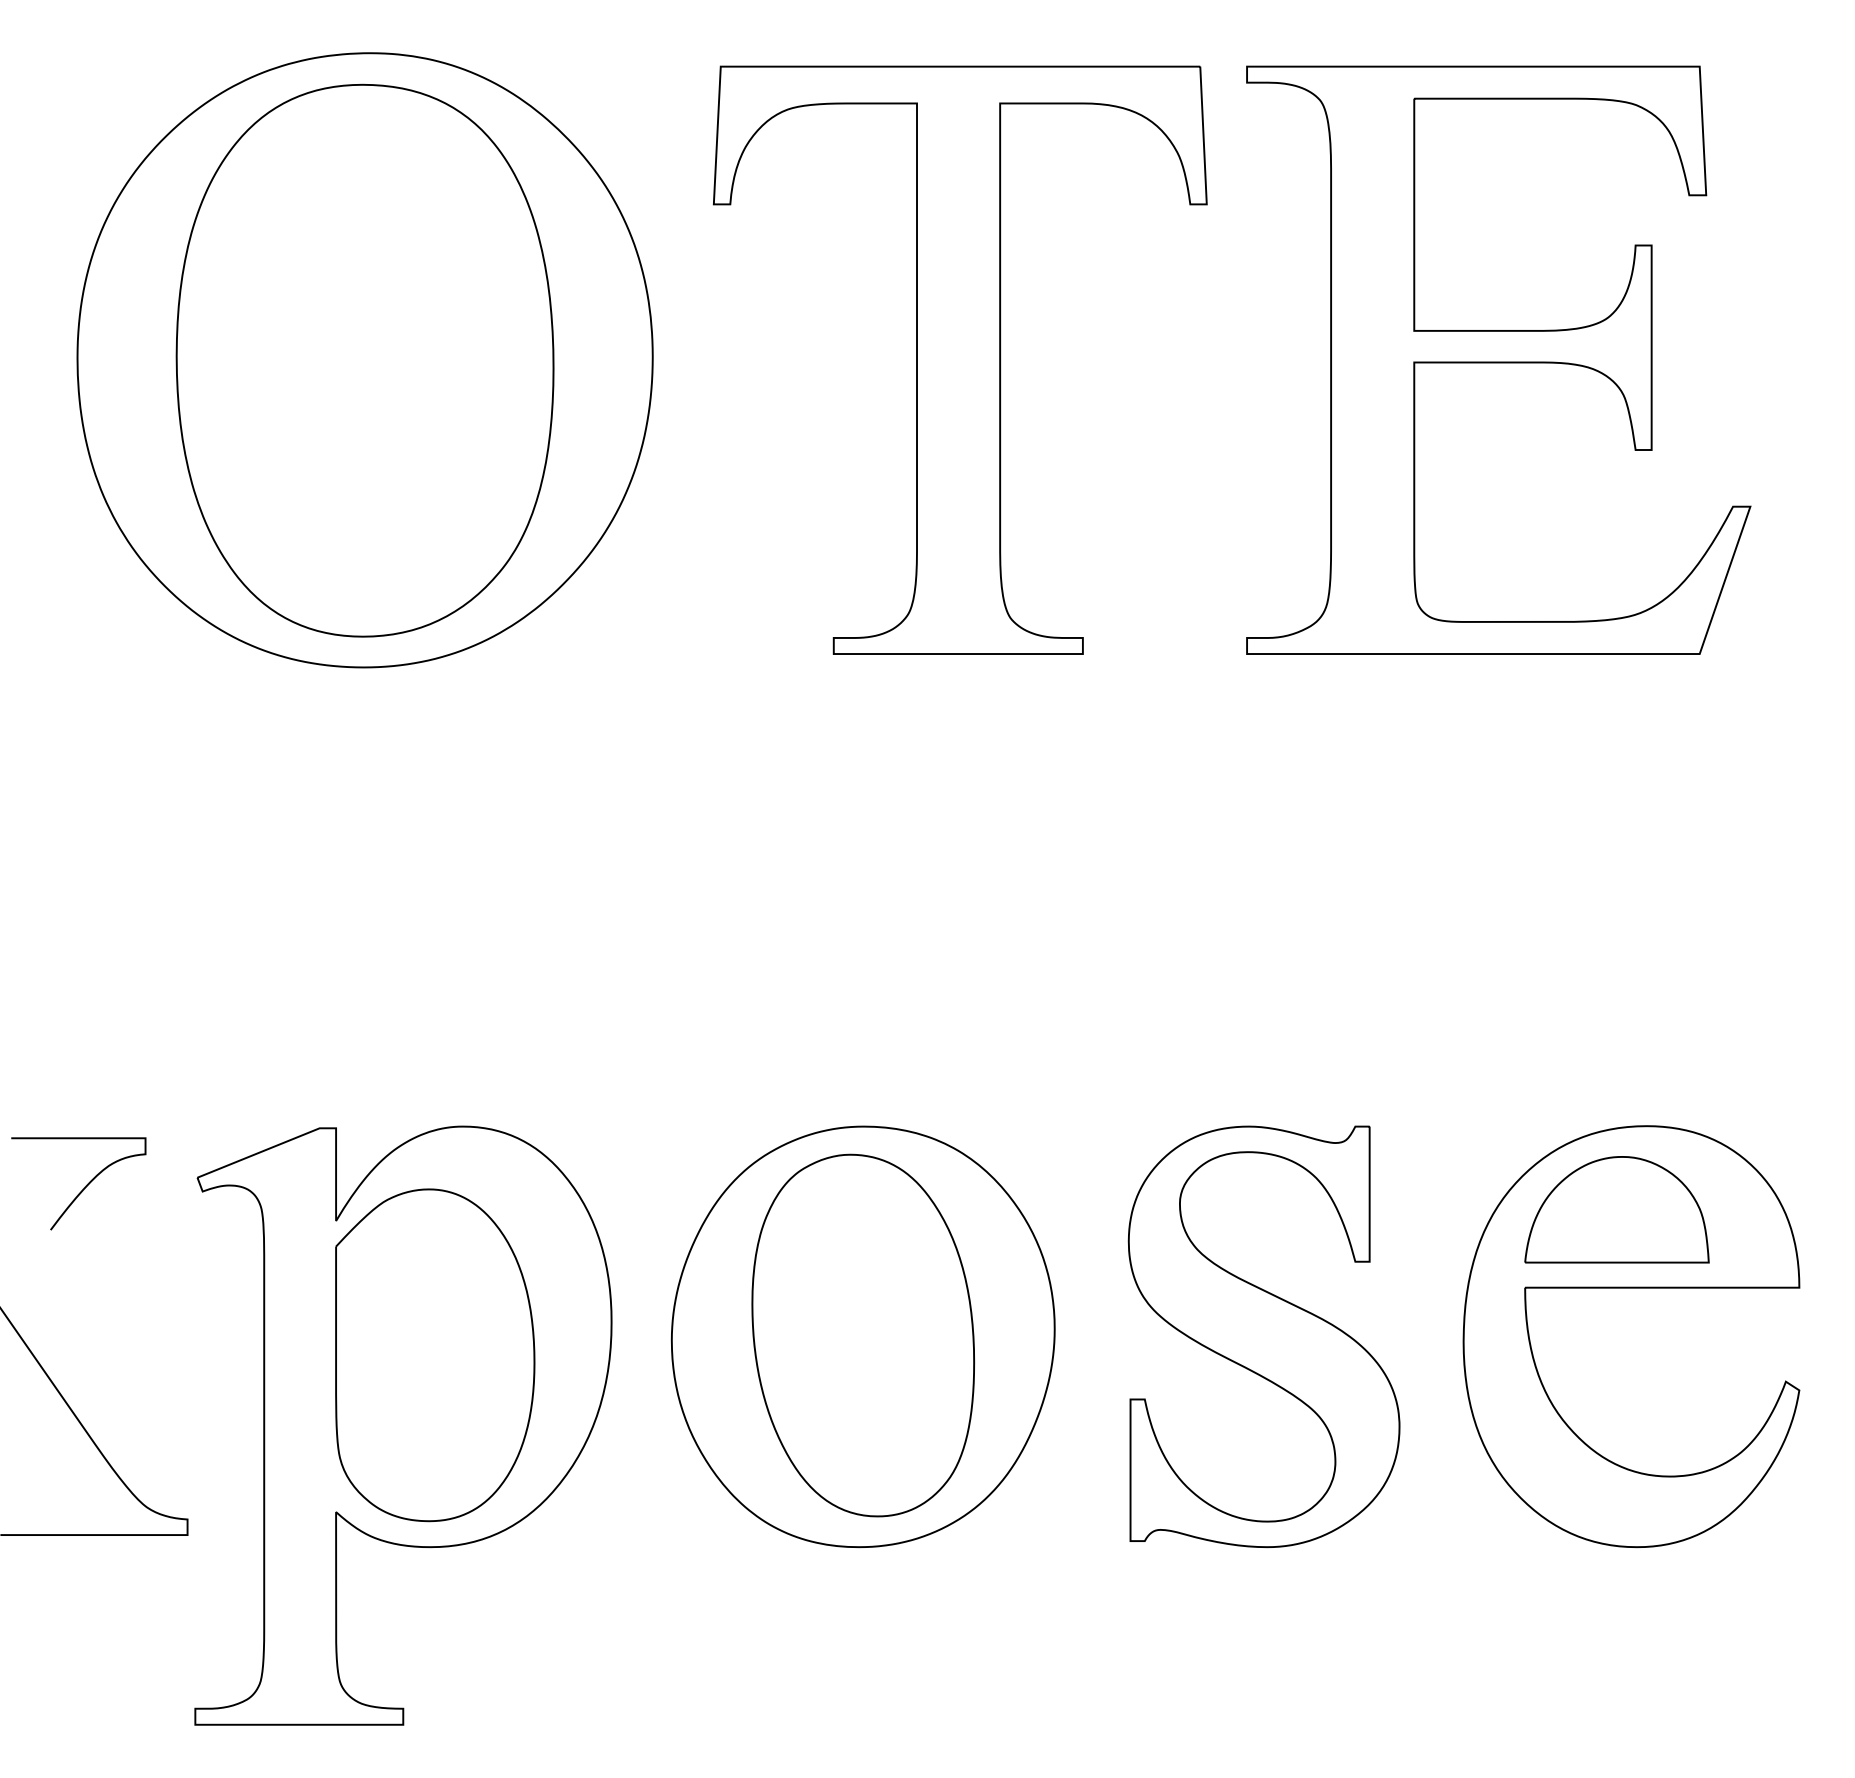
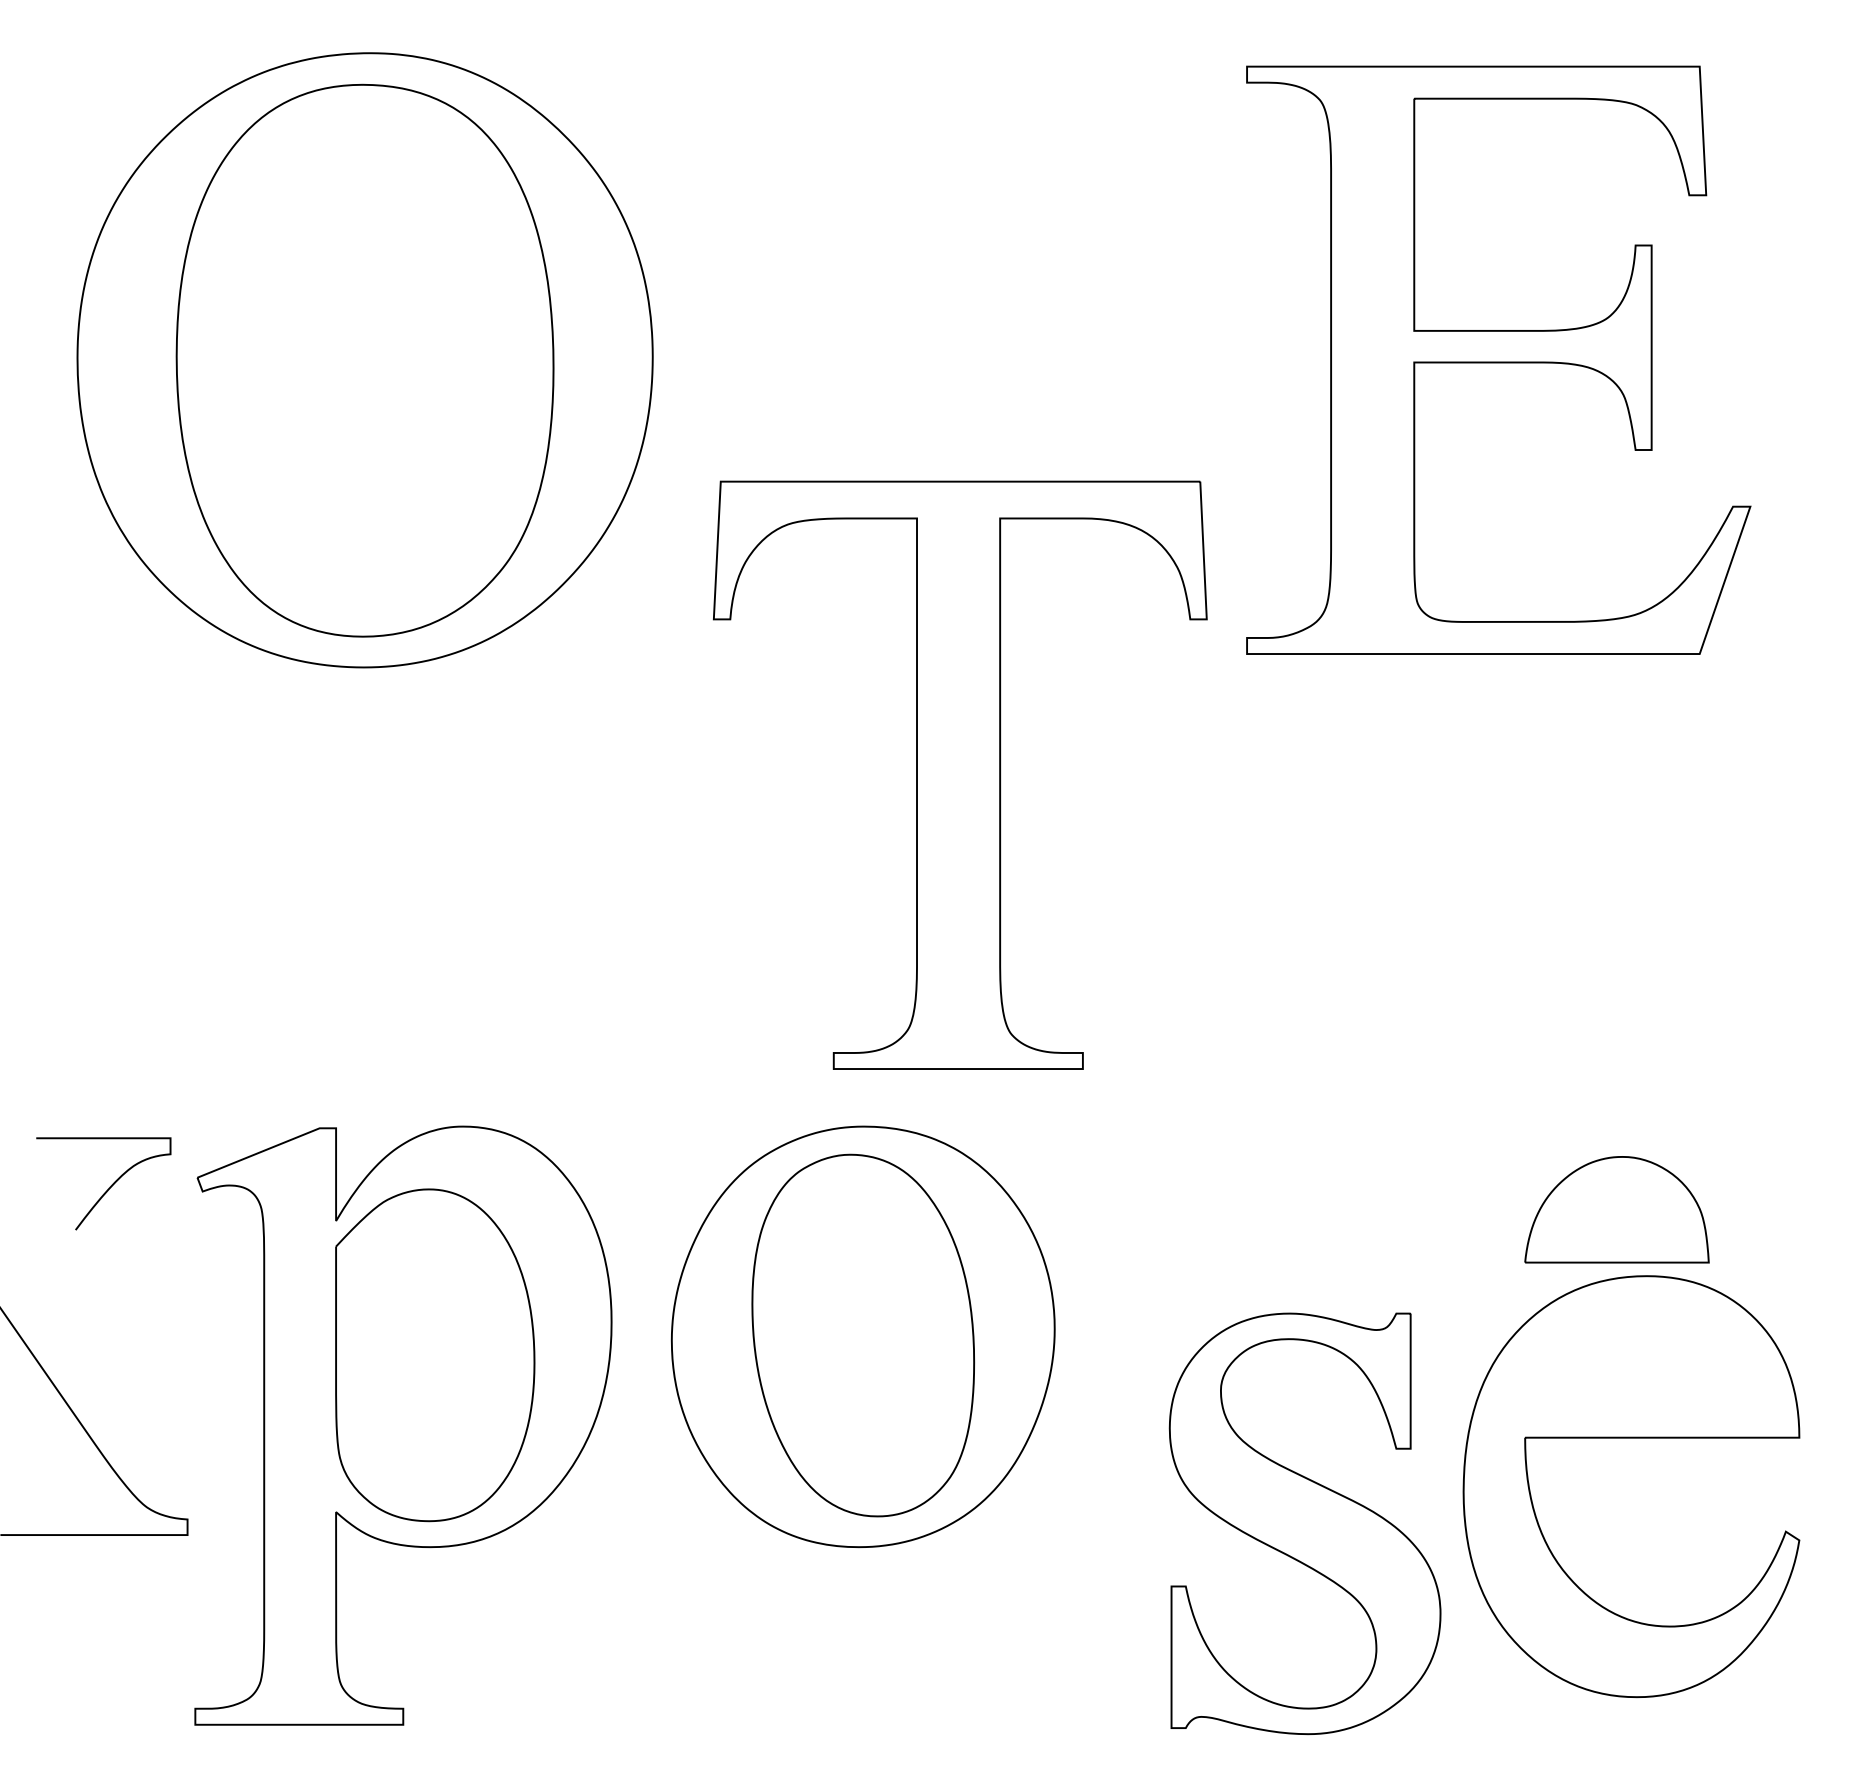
part position: (960, 359) -> (960, 774) (960, 774)
curve position: (83, 1188) -> (108, 1188) (108, 1188)
part position: (1631, 1288) -> (1631, 1438) (1631, 1438)
part position: (1263, 1336) -> (1304, 1523) (1304, 1523)
